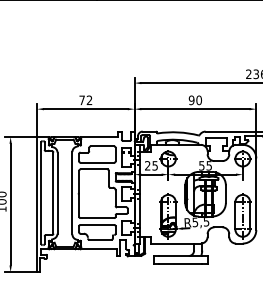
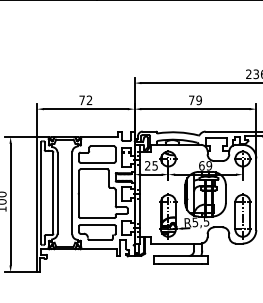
text: 90 -> 79 (194, 100)
text: 55 -> 69 (205, 165)
